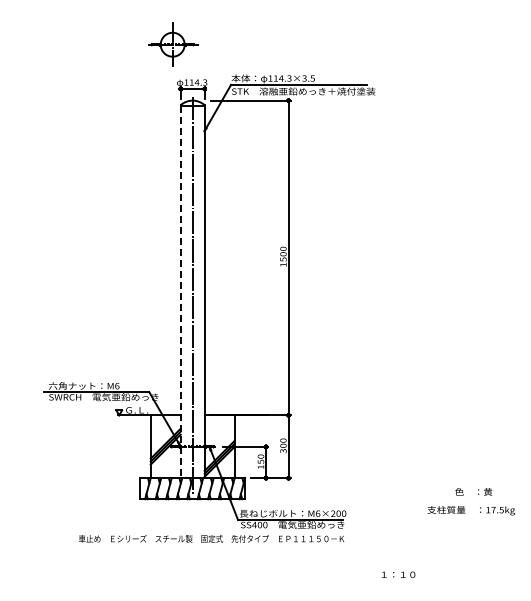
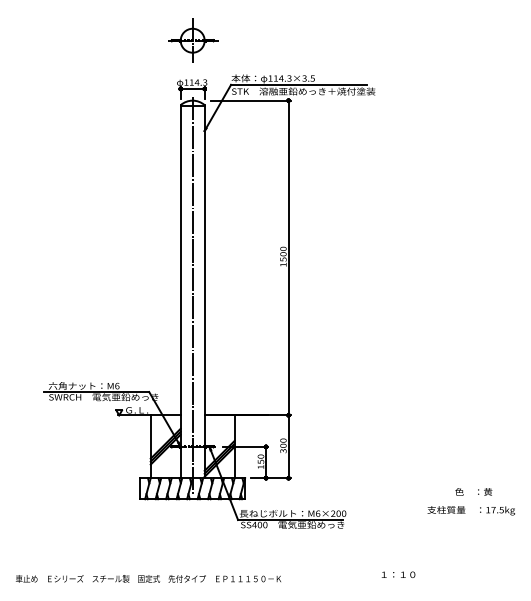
part position: (173, 44) -> (193, 40) (193, 40)
line: dashed -> solid (180, 292)
text position: (211, 538) -> (148, 578) (148, 578)
